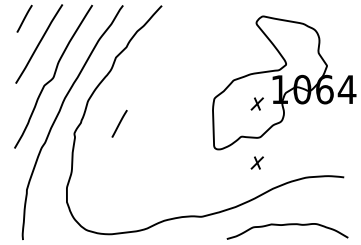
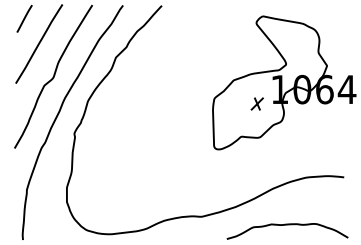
line: present -> none (119, 123)
part: present -> none (256, 162)
